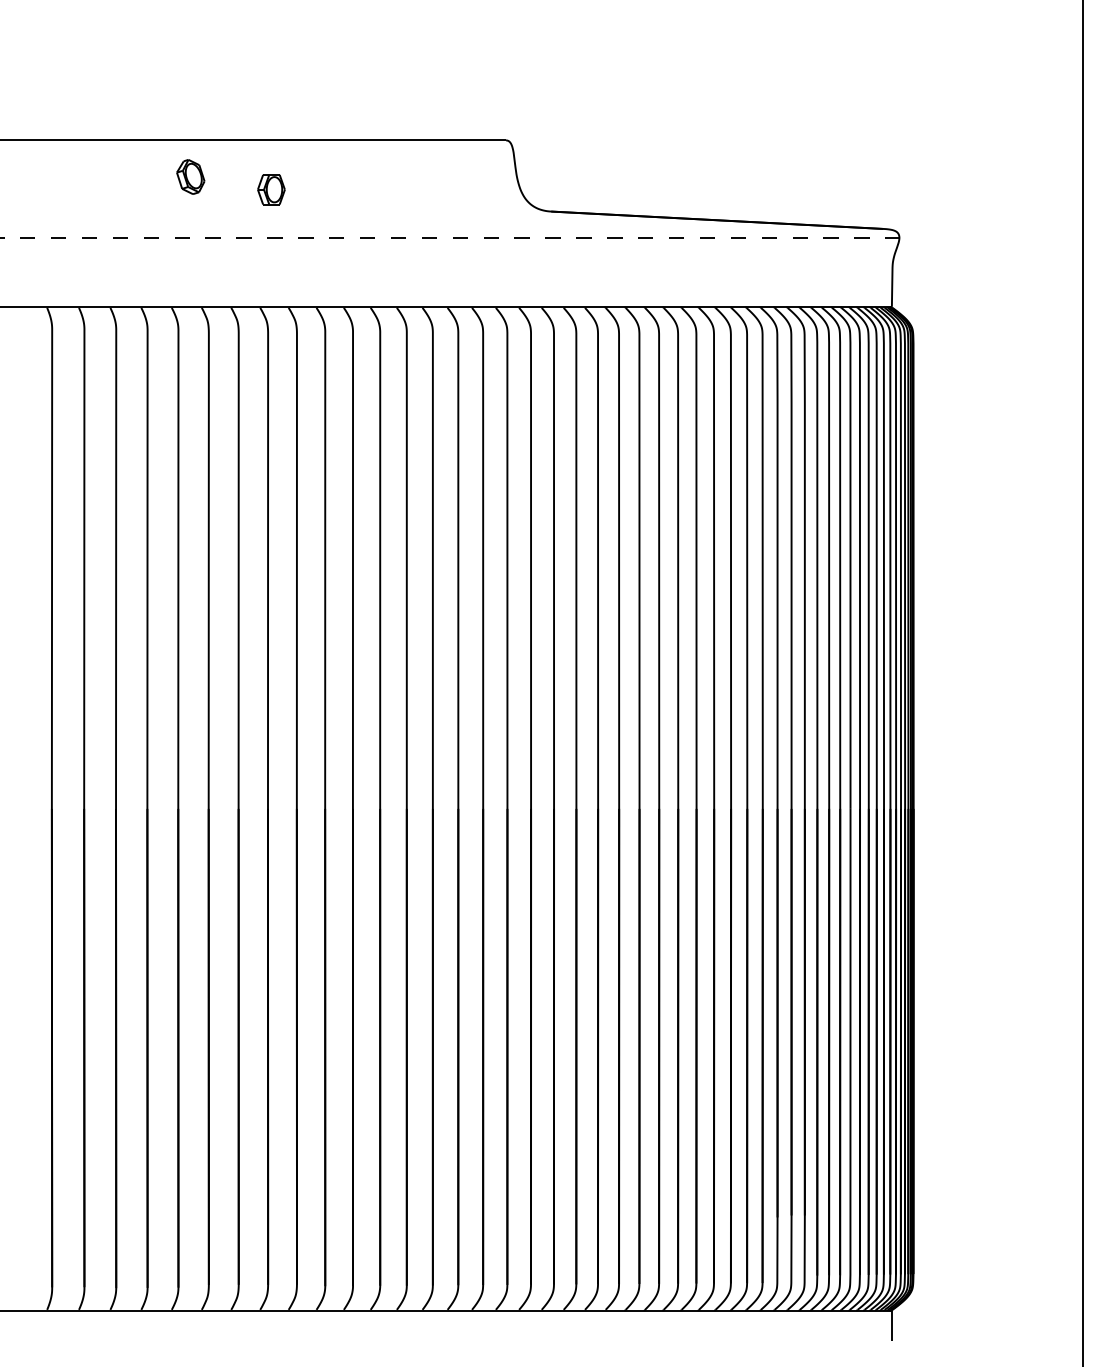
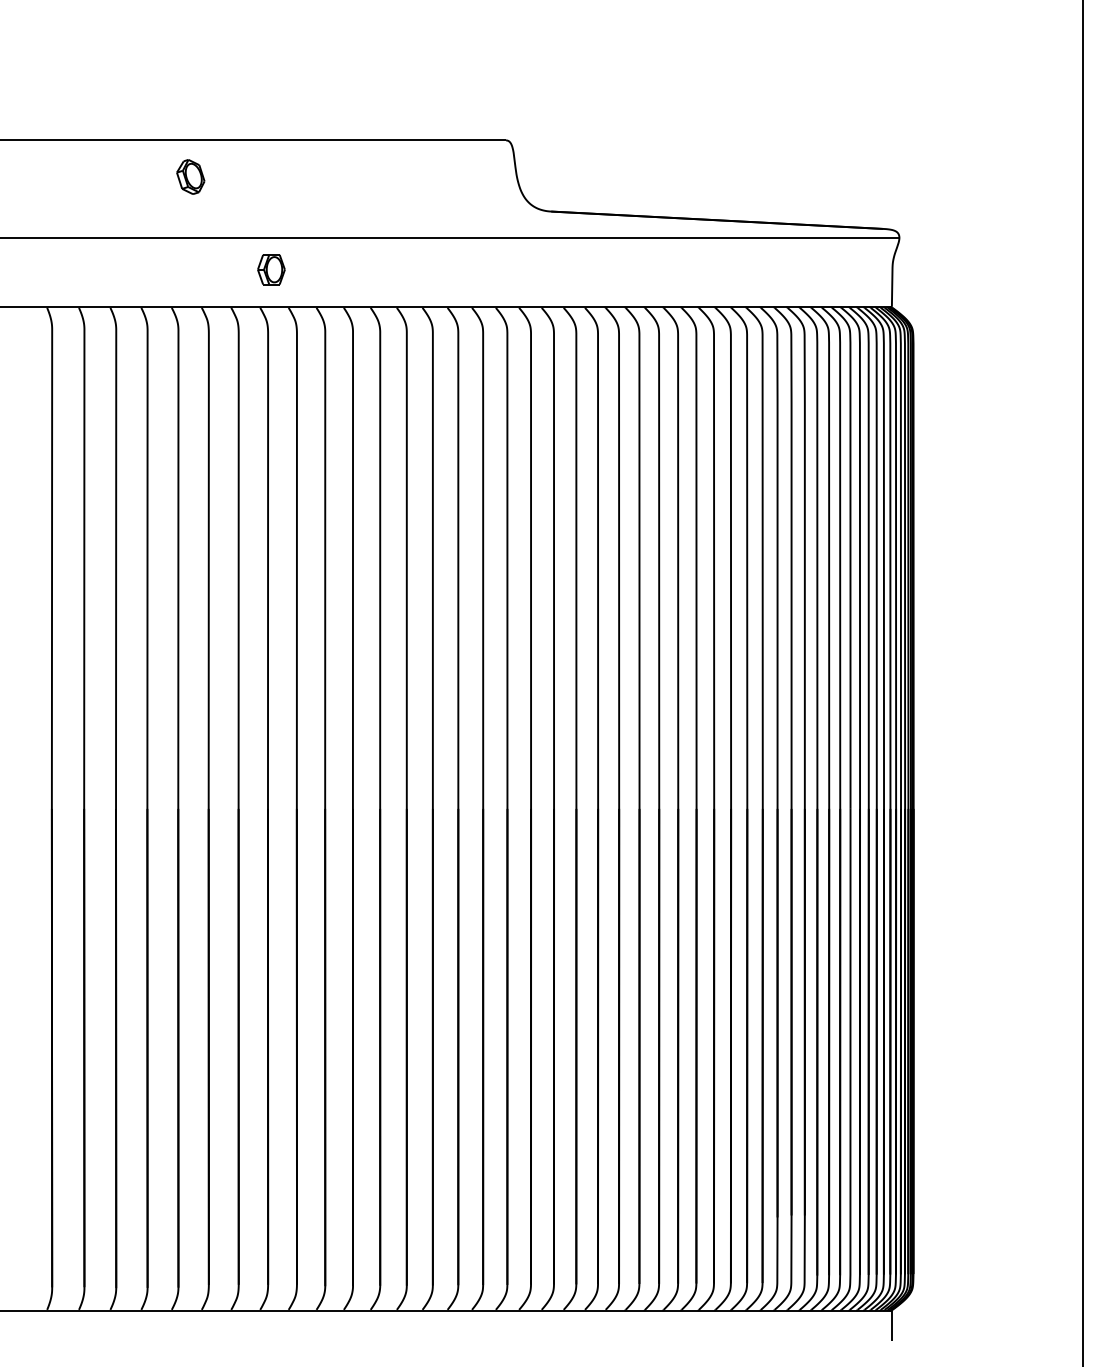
part position: (271, 189) -> (271, 269) (271, 269)
line: dashed -> solid (450, 237)
